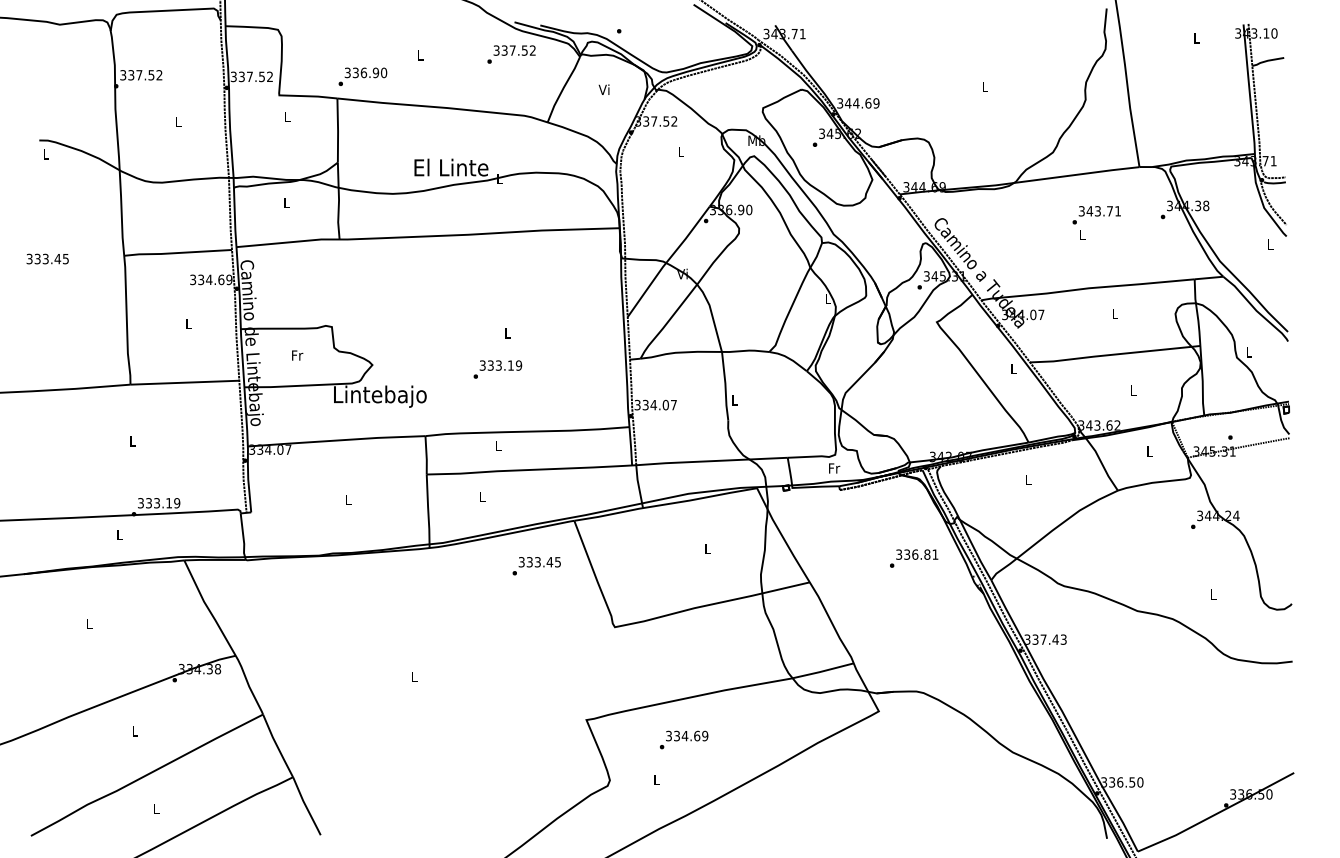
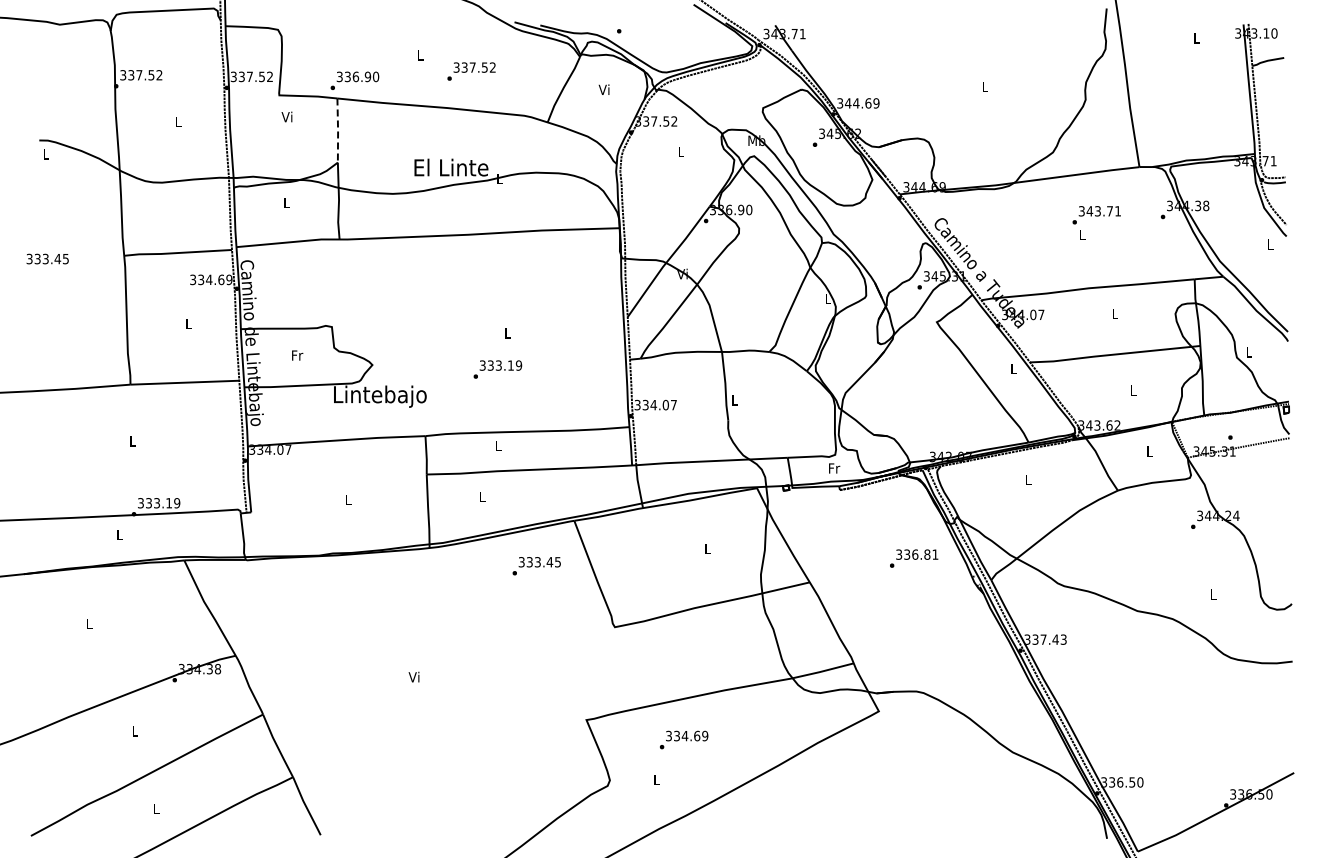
text position: (511, 54) -> (471, 71) (471, 71)
text position: (362, 76) -> (354, 80) (354, 80)
text: L -> Vi (286, 116)
line: solid -> dashed (338, 131)
text: L -> Vi (413, 676)
